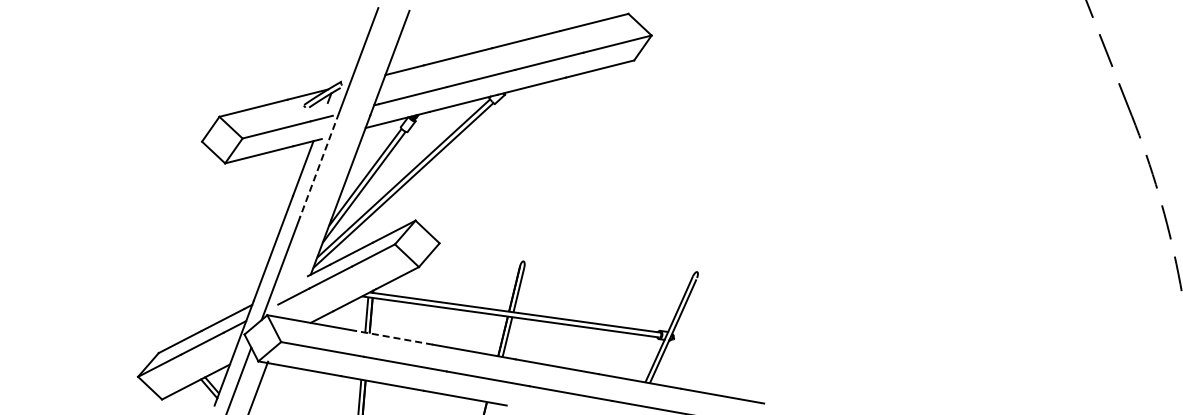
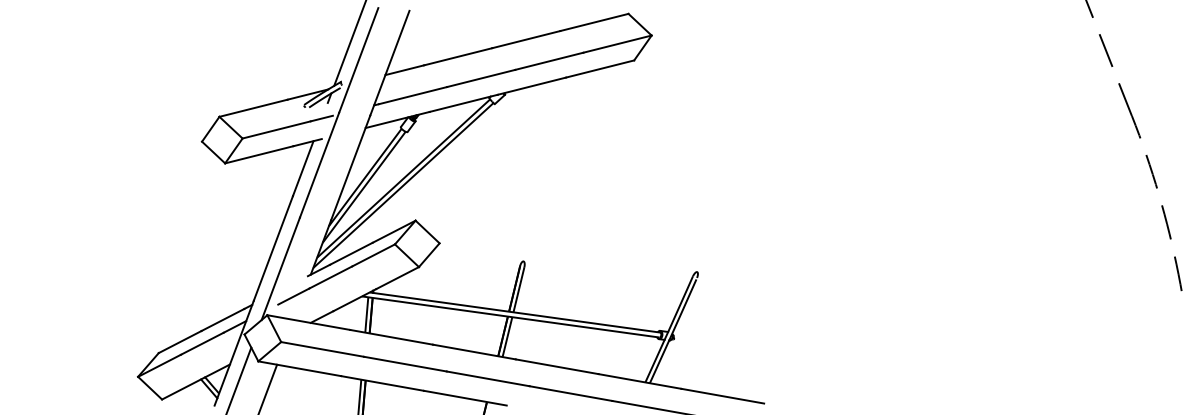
line: none -> present (349, 43)
line: dashed -> solid (319, 165)
line: dashed -> solid (392, 337)
line position: (258, 386) -> (268, 387) (268, 387)
